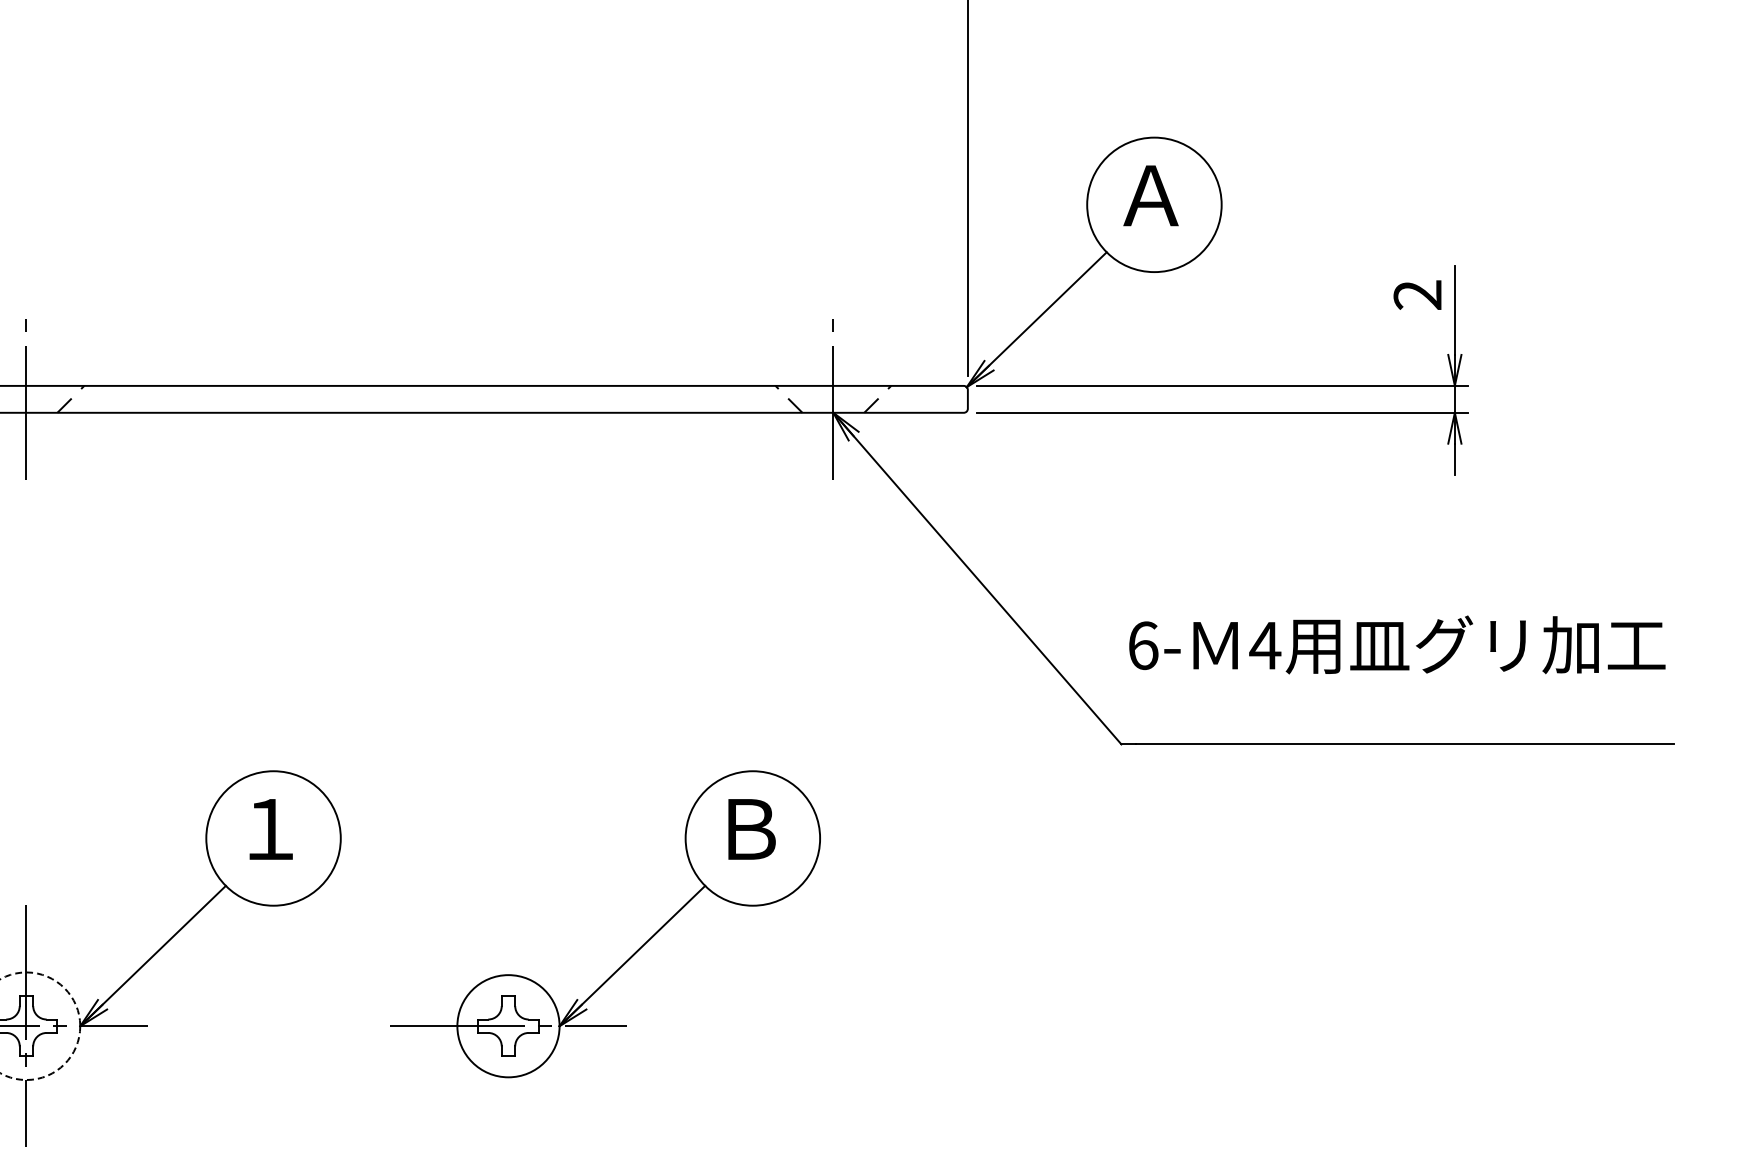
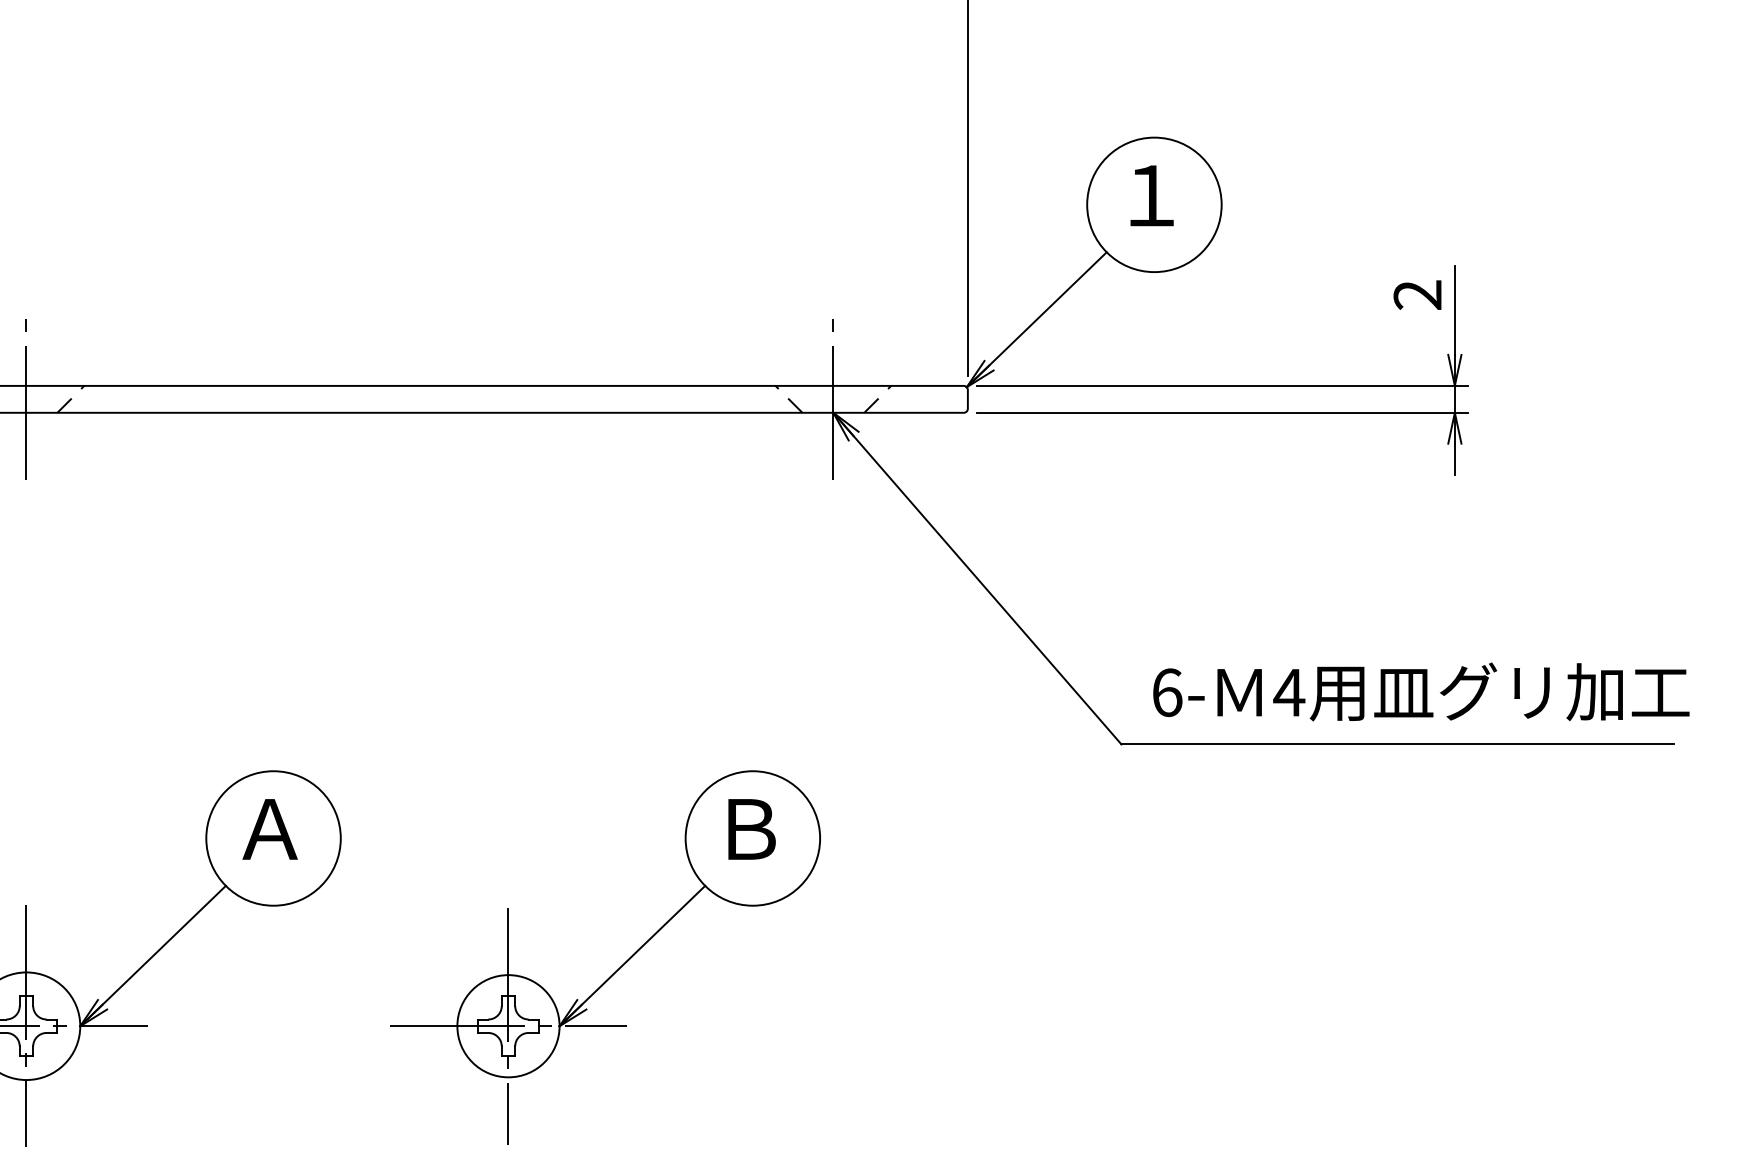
text: Ａ -> １ (1150, 195)
text position: (1397, 644) -> (1421, 691) (1421, 691)
text: １ -> Ａ (269, 829)
line: none -> present (508, 1025)
circle: dashed -> solid (40, 1026)
